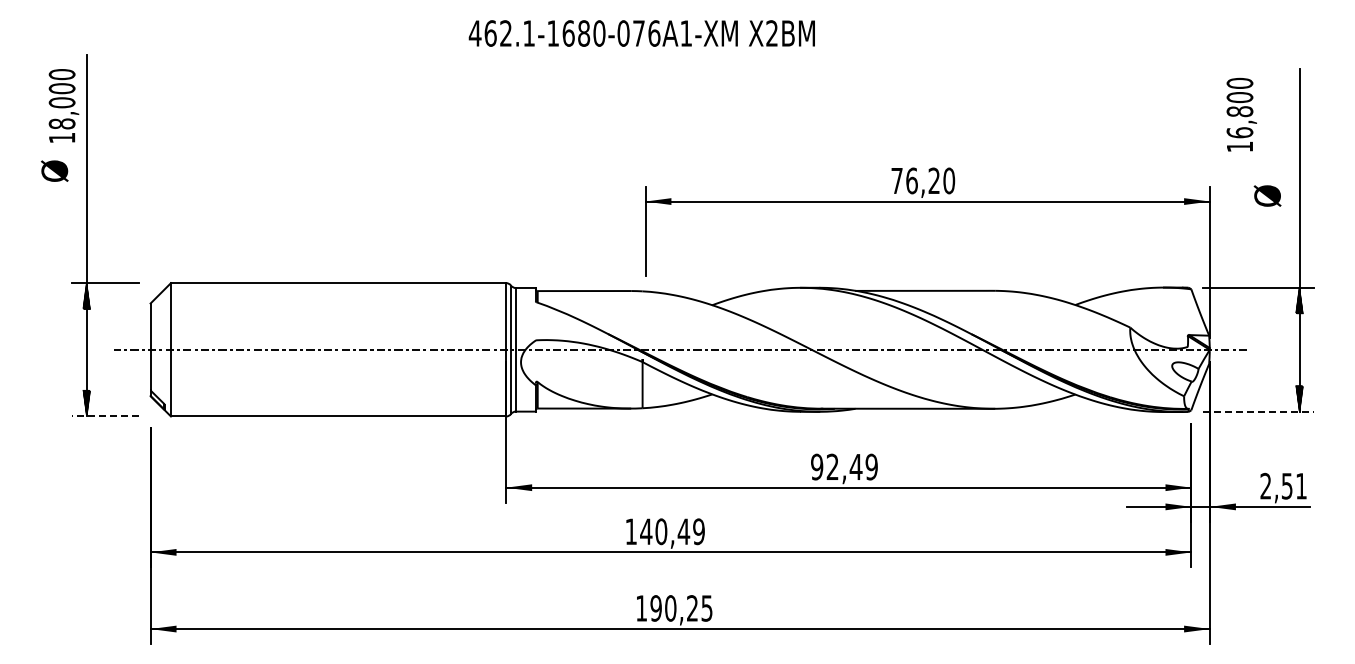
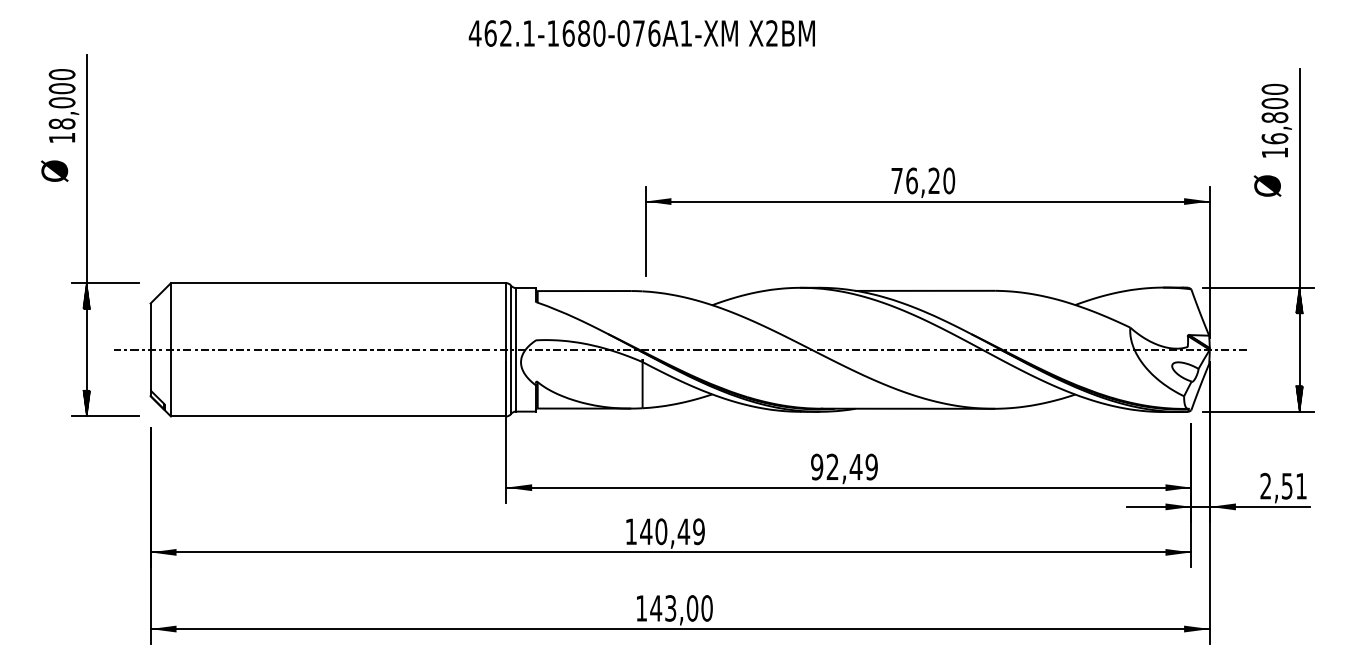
text position: (1241, 114) -> (1276, 120) (1276, 120)
text position: (1267, 195) -> (1267, 185) (1267, 185)
line: dashed -> solid (1258, 412)
line: dashed -> solid (104, 416)
text: 190,25 -> 143,00 (681, 608)
